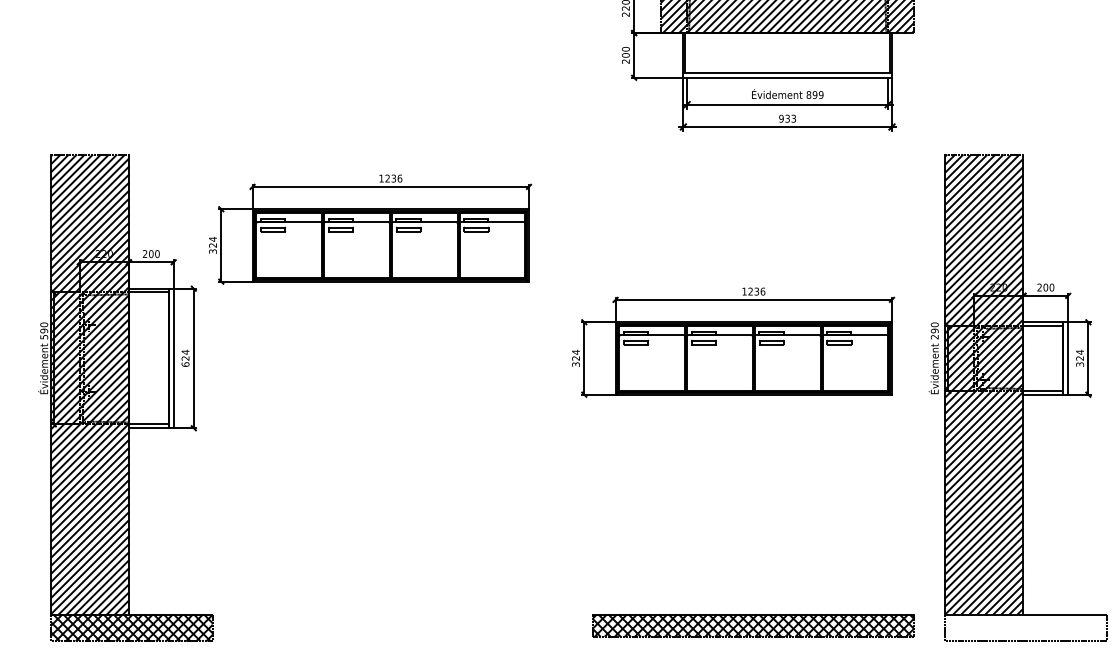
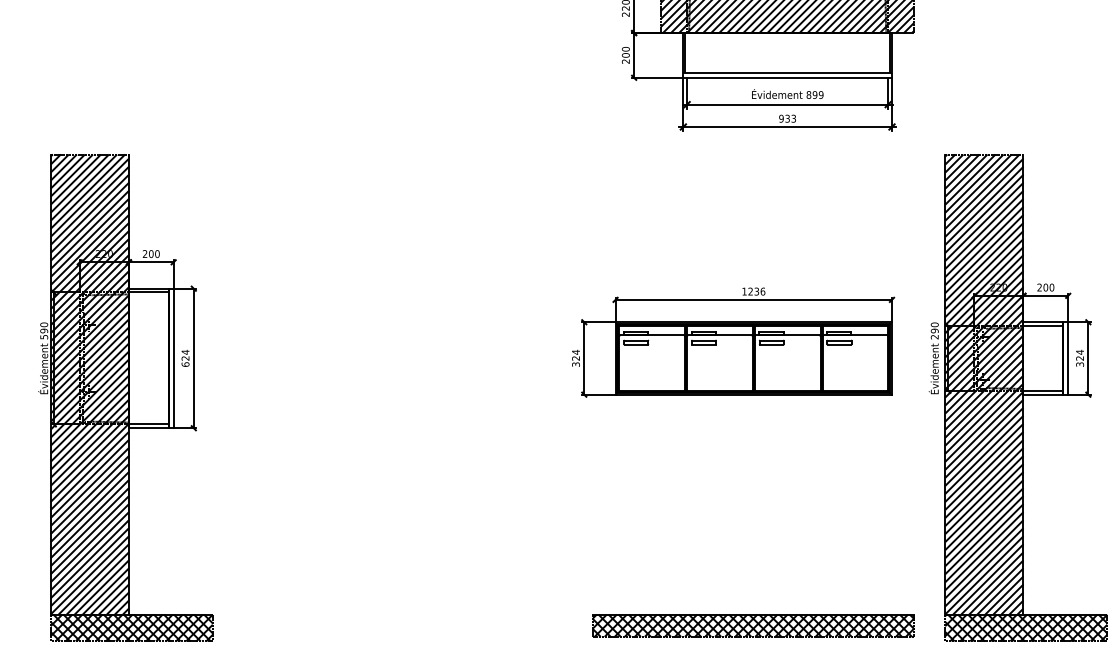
part: present -> none (370, 229)
hatch: none -> present (1026, 627)
